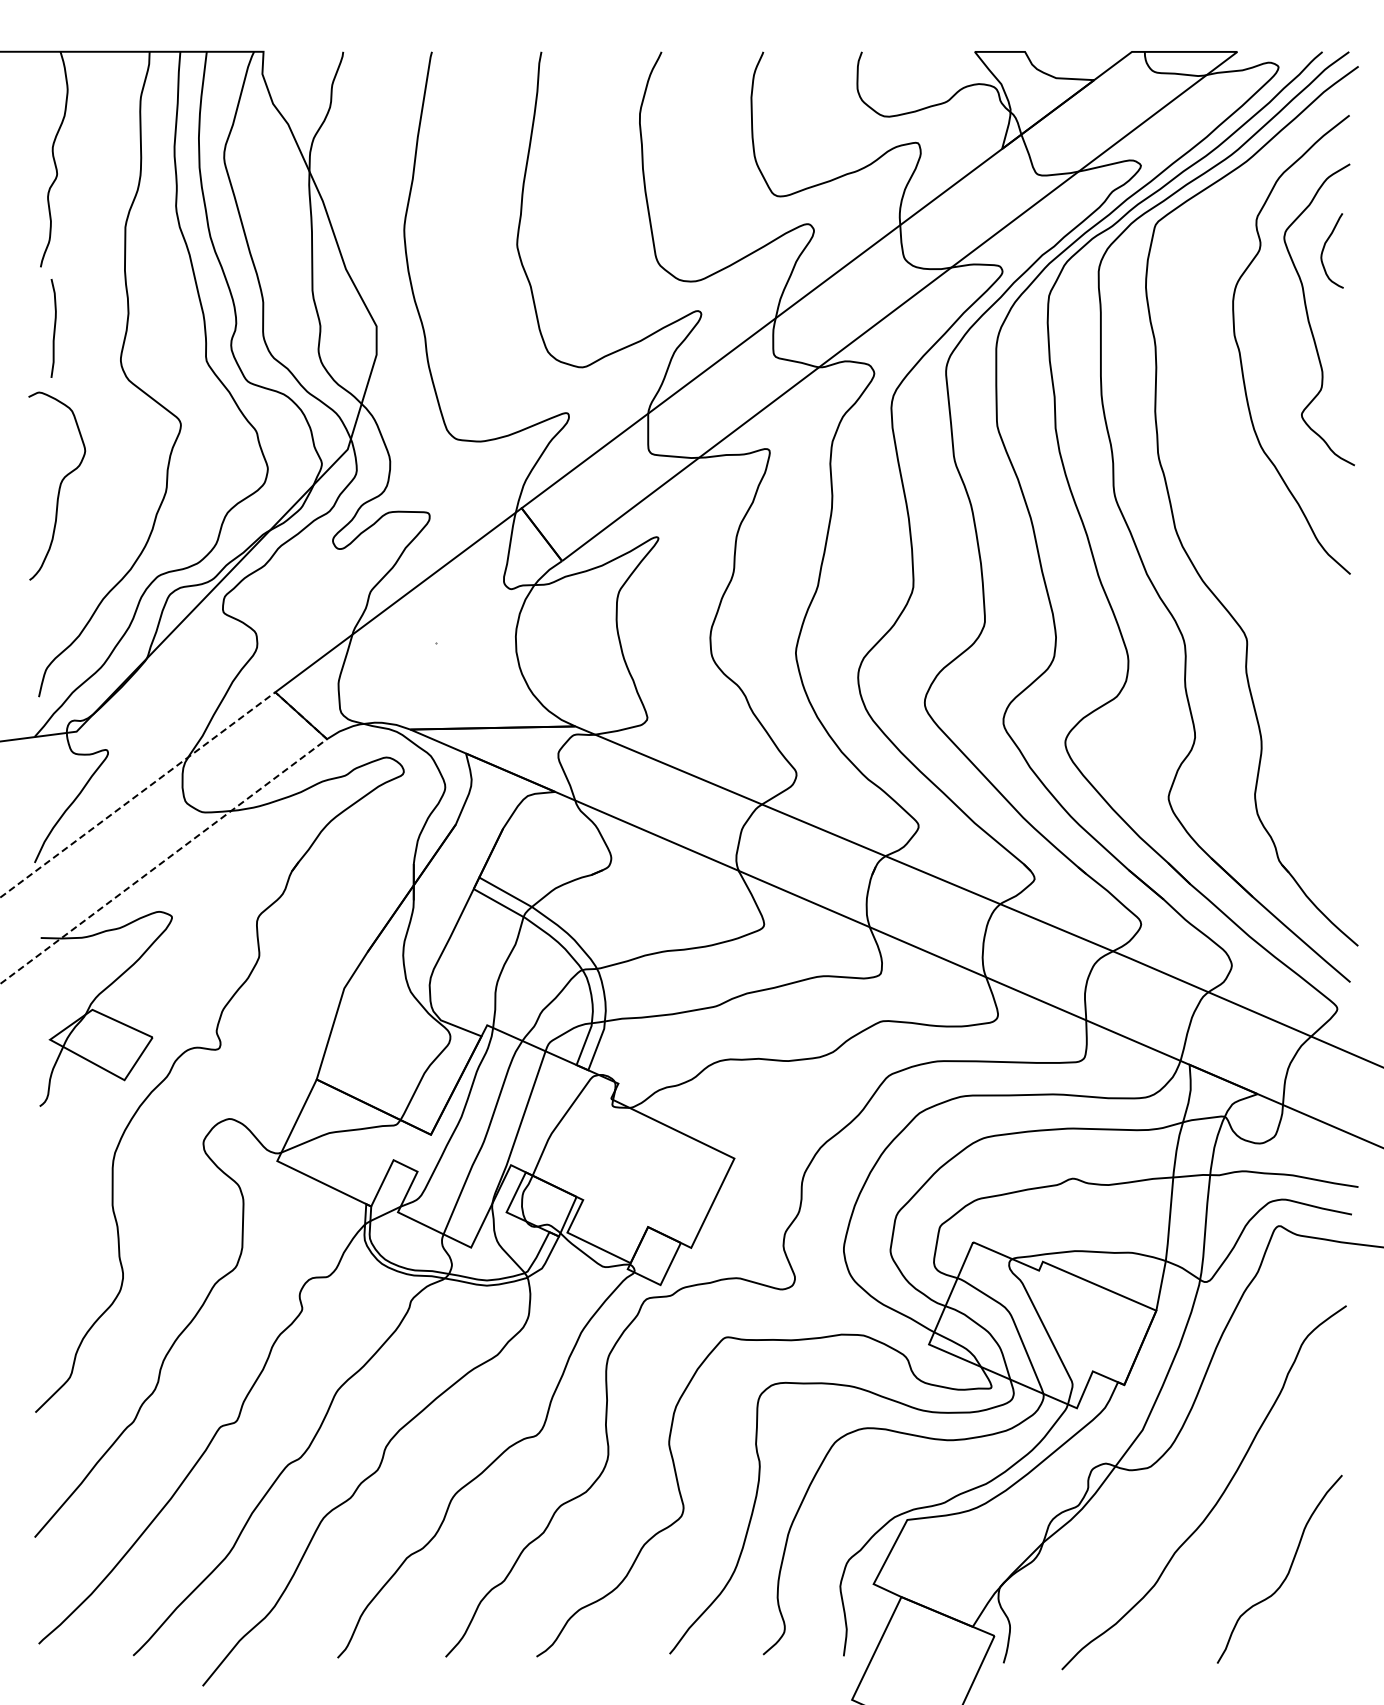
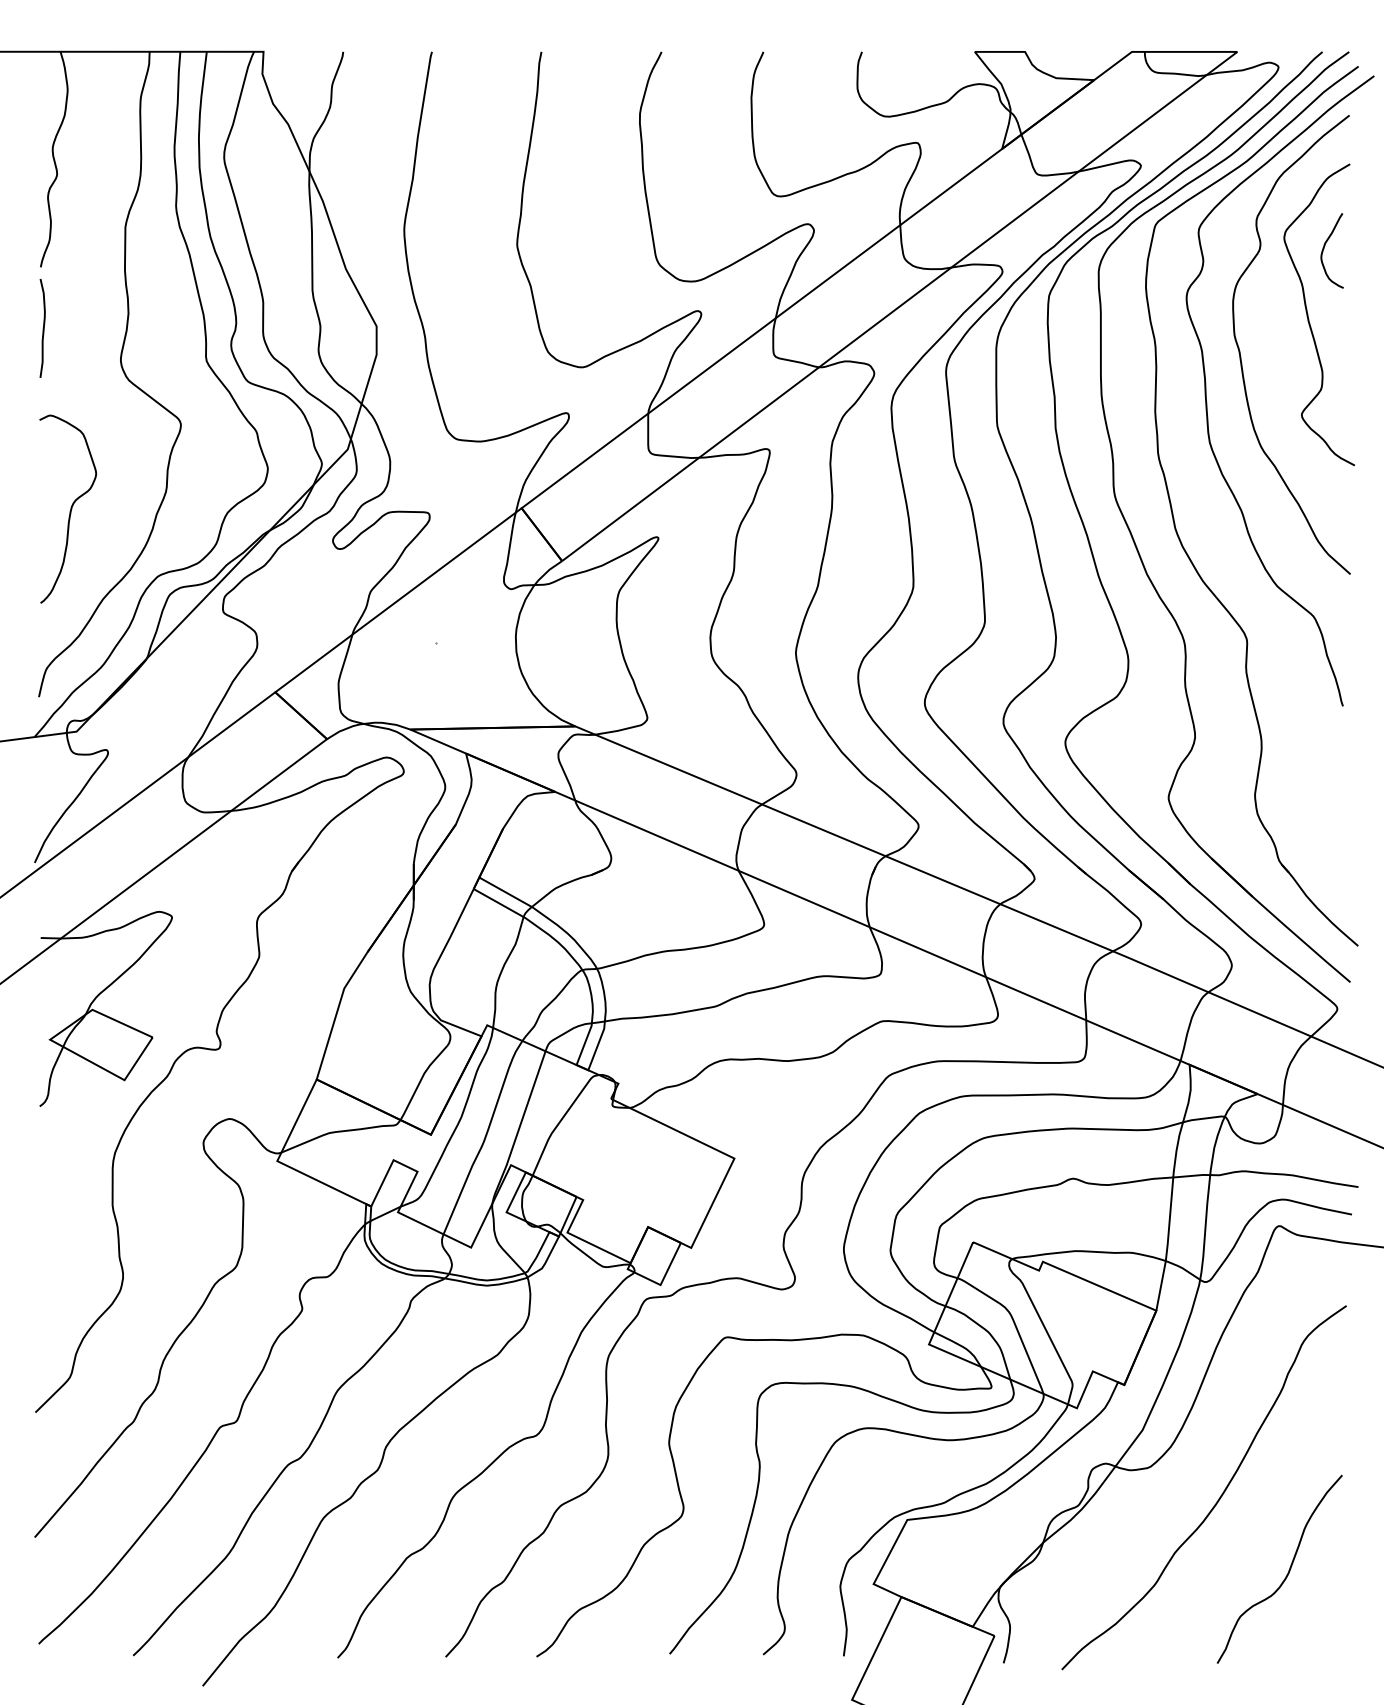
curve position: (53, 328) -> (42, 328) (42, 328)
curve: none -> present (1207, 402)
curve position: (59, 485) -> (70, 508) (70, 508)
line: dashed -> solid (325, 737)
